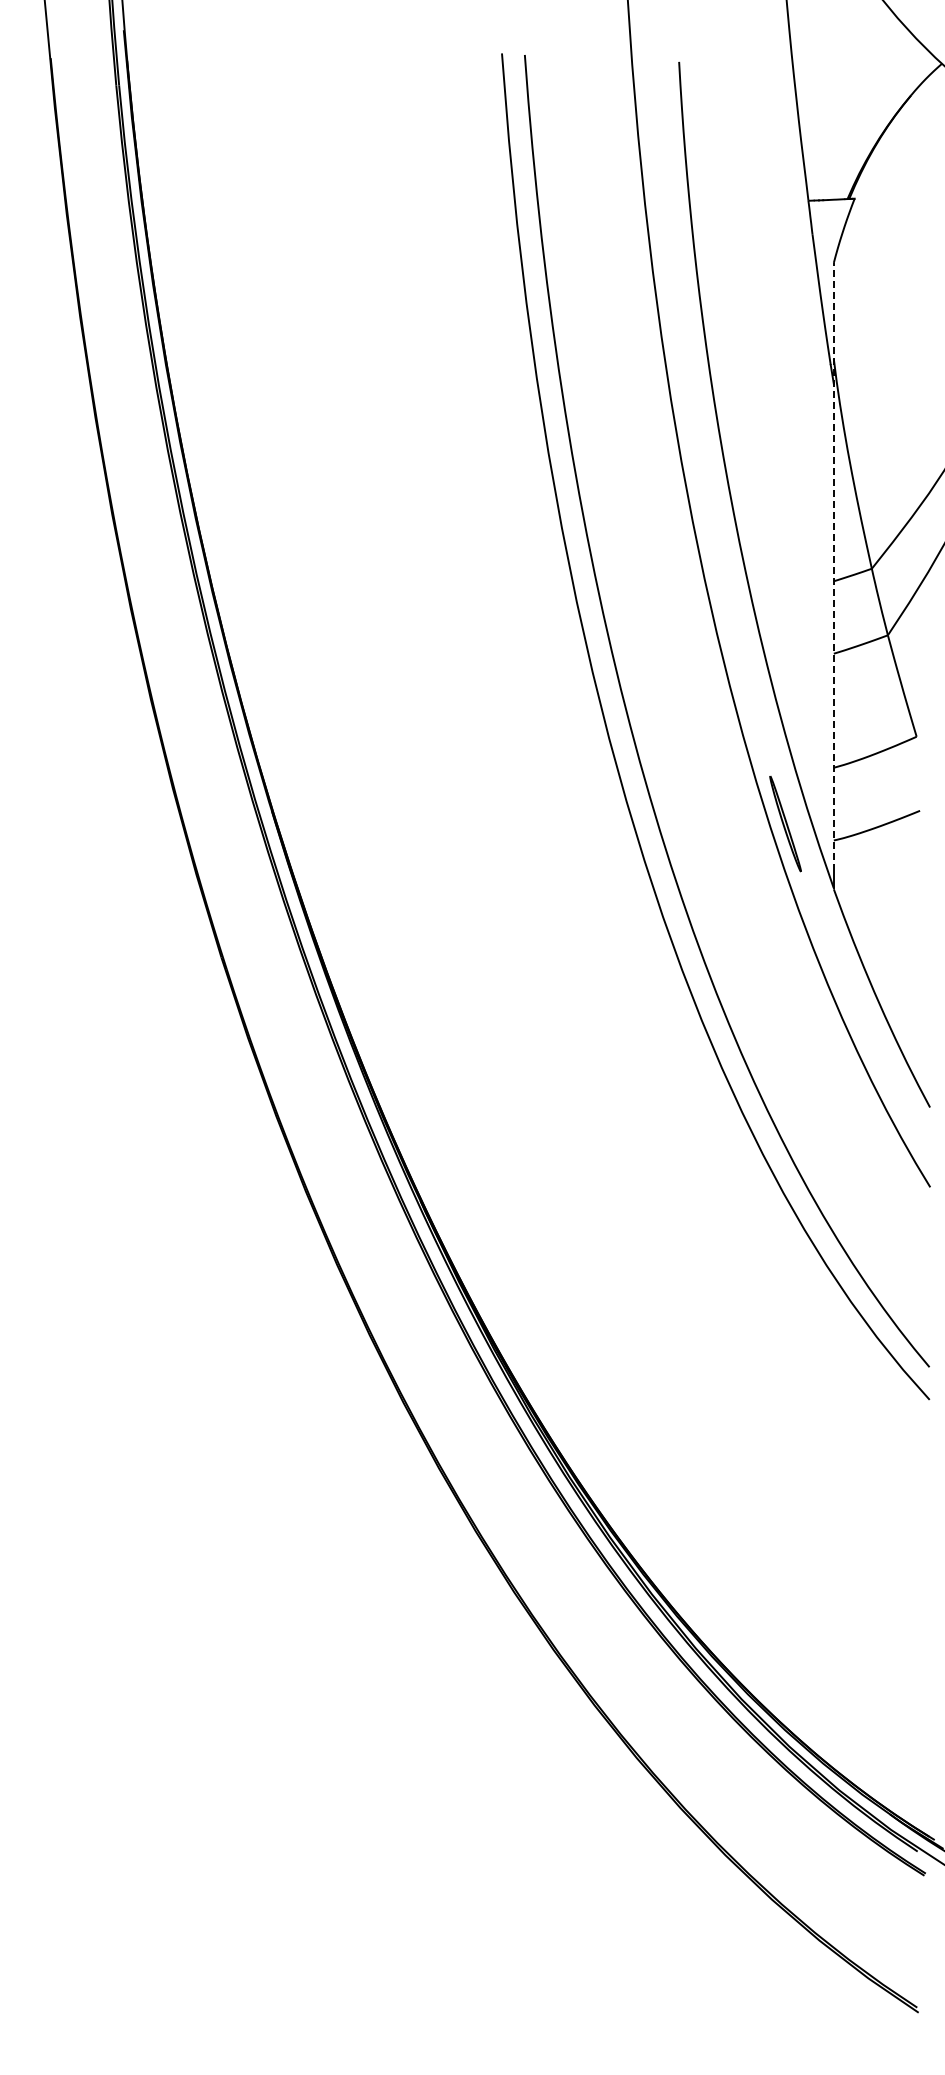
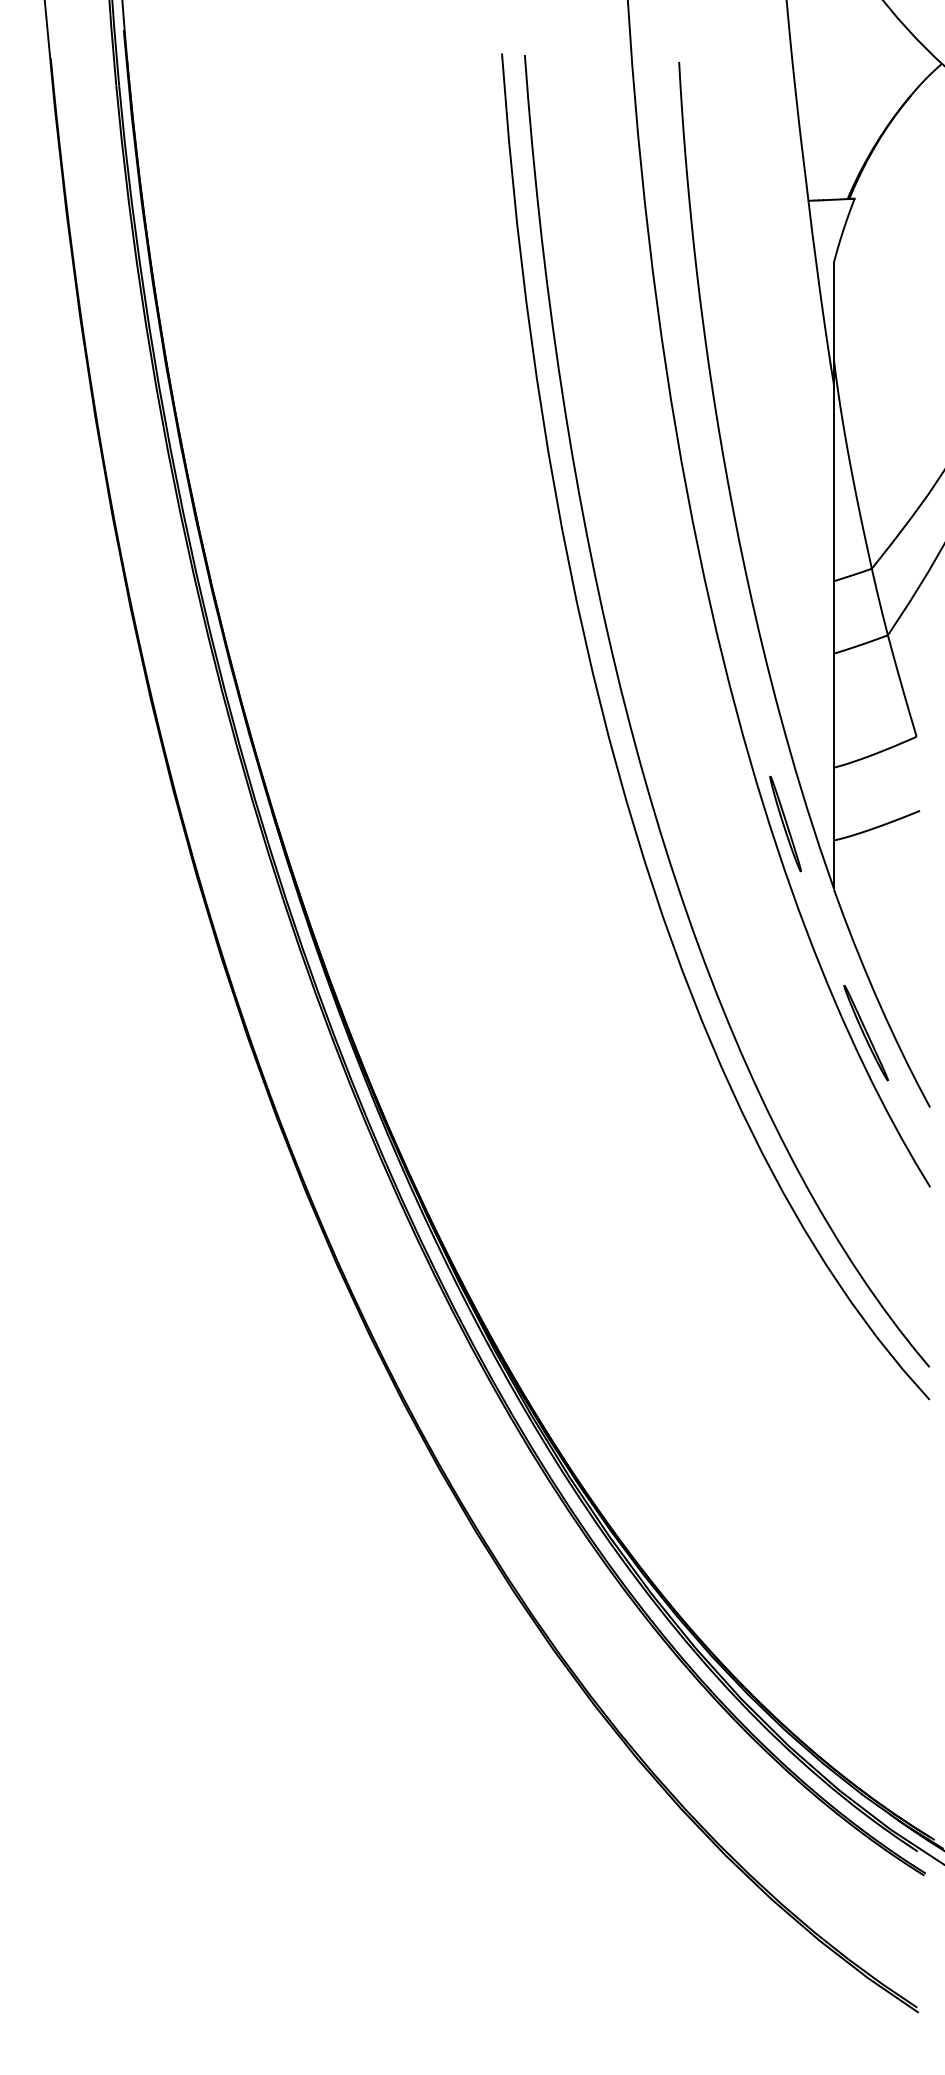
line: dashed -> solid (833, 566)
part: none -> present (866, 1033)
